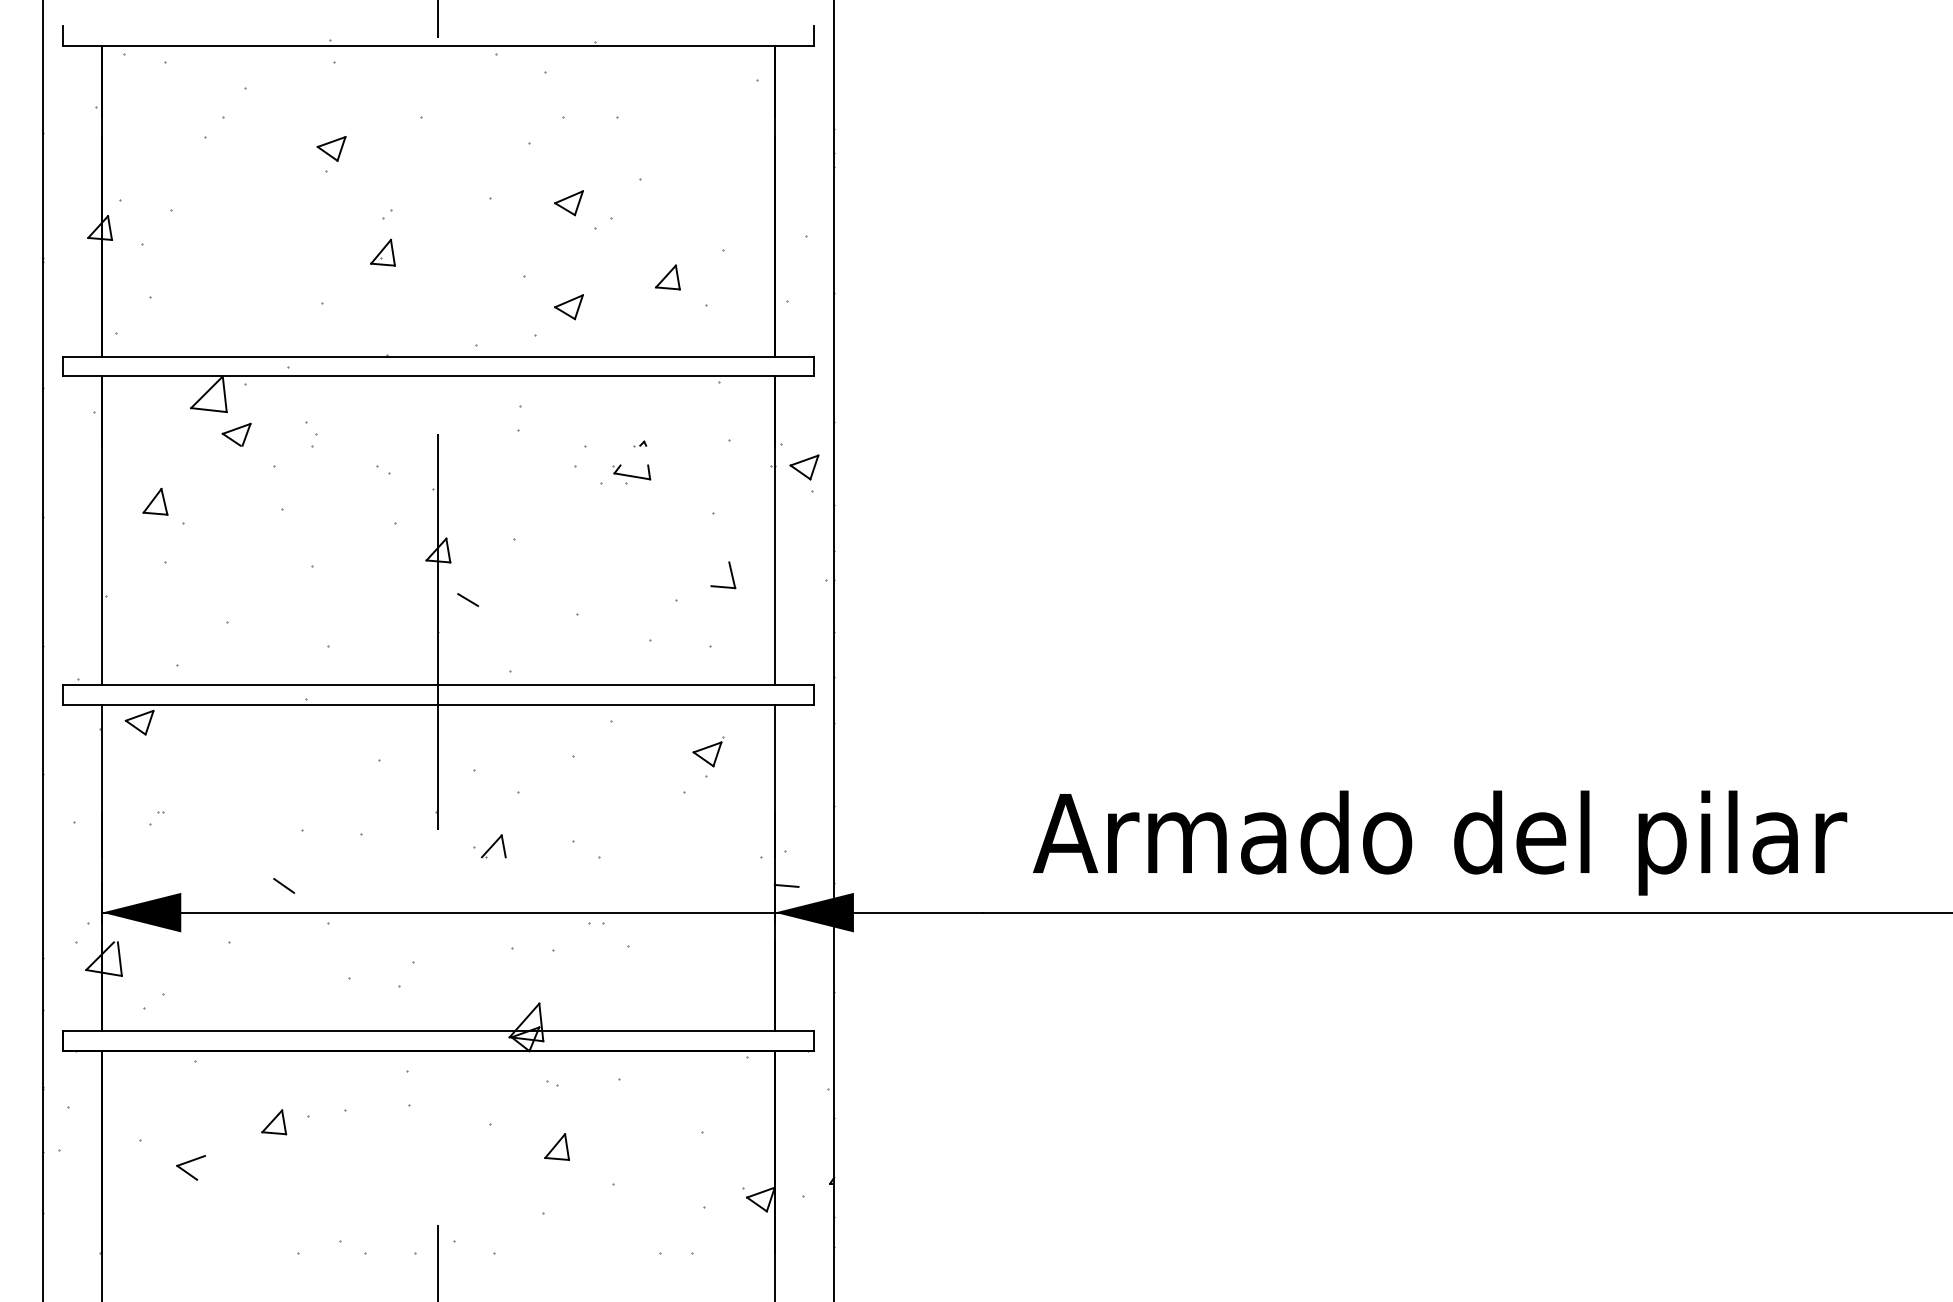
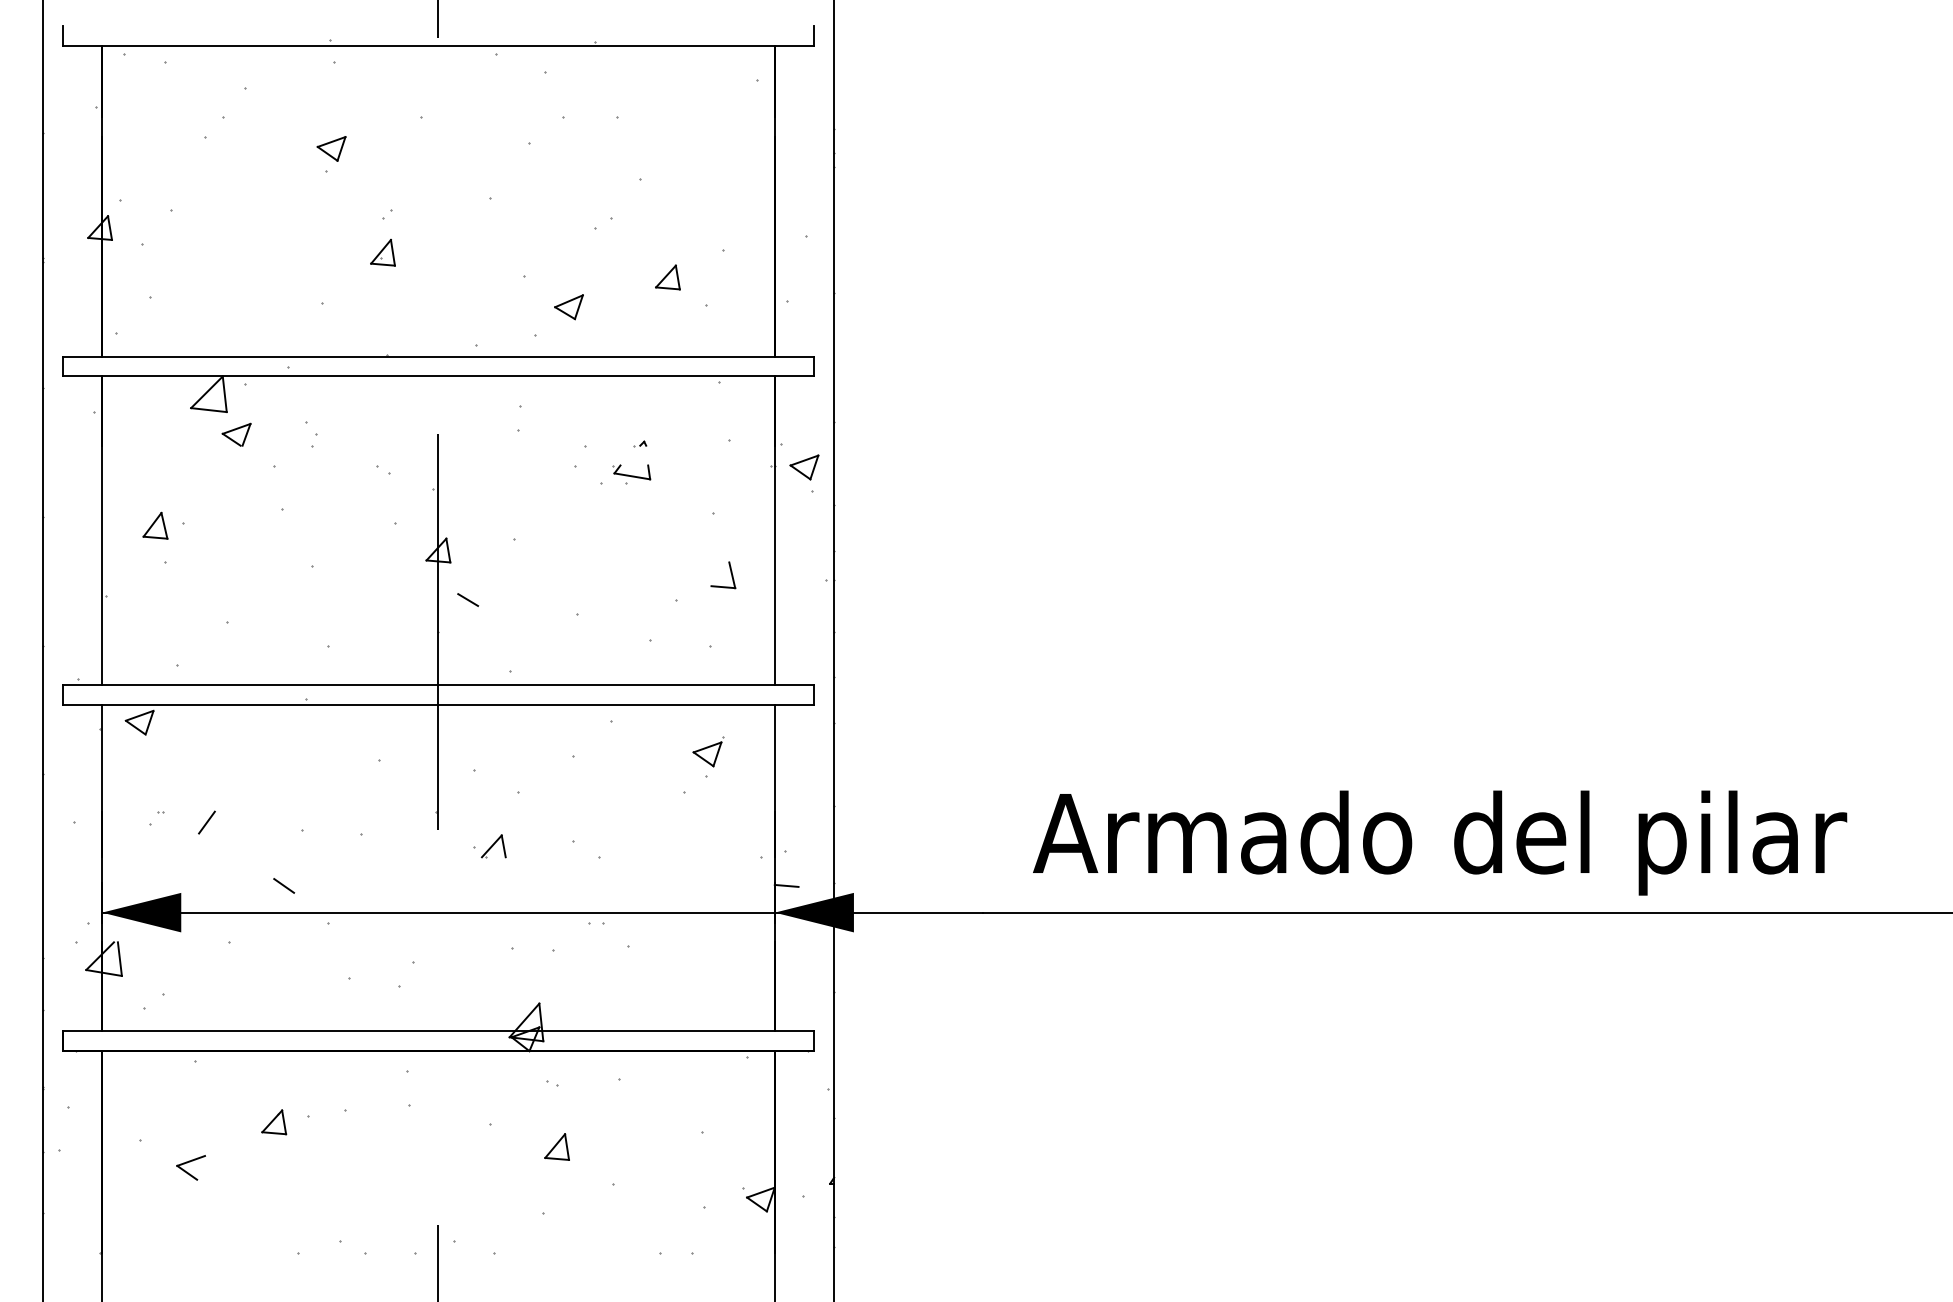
part: present -> none (568, 203)
part position: (155, 501) -> (155, 525) (155, 525)
line: none -> present (206, 822)
